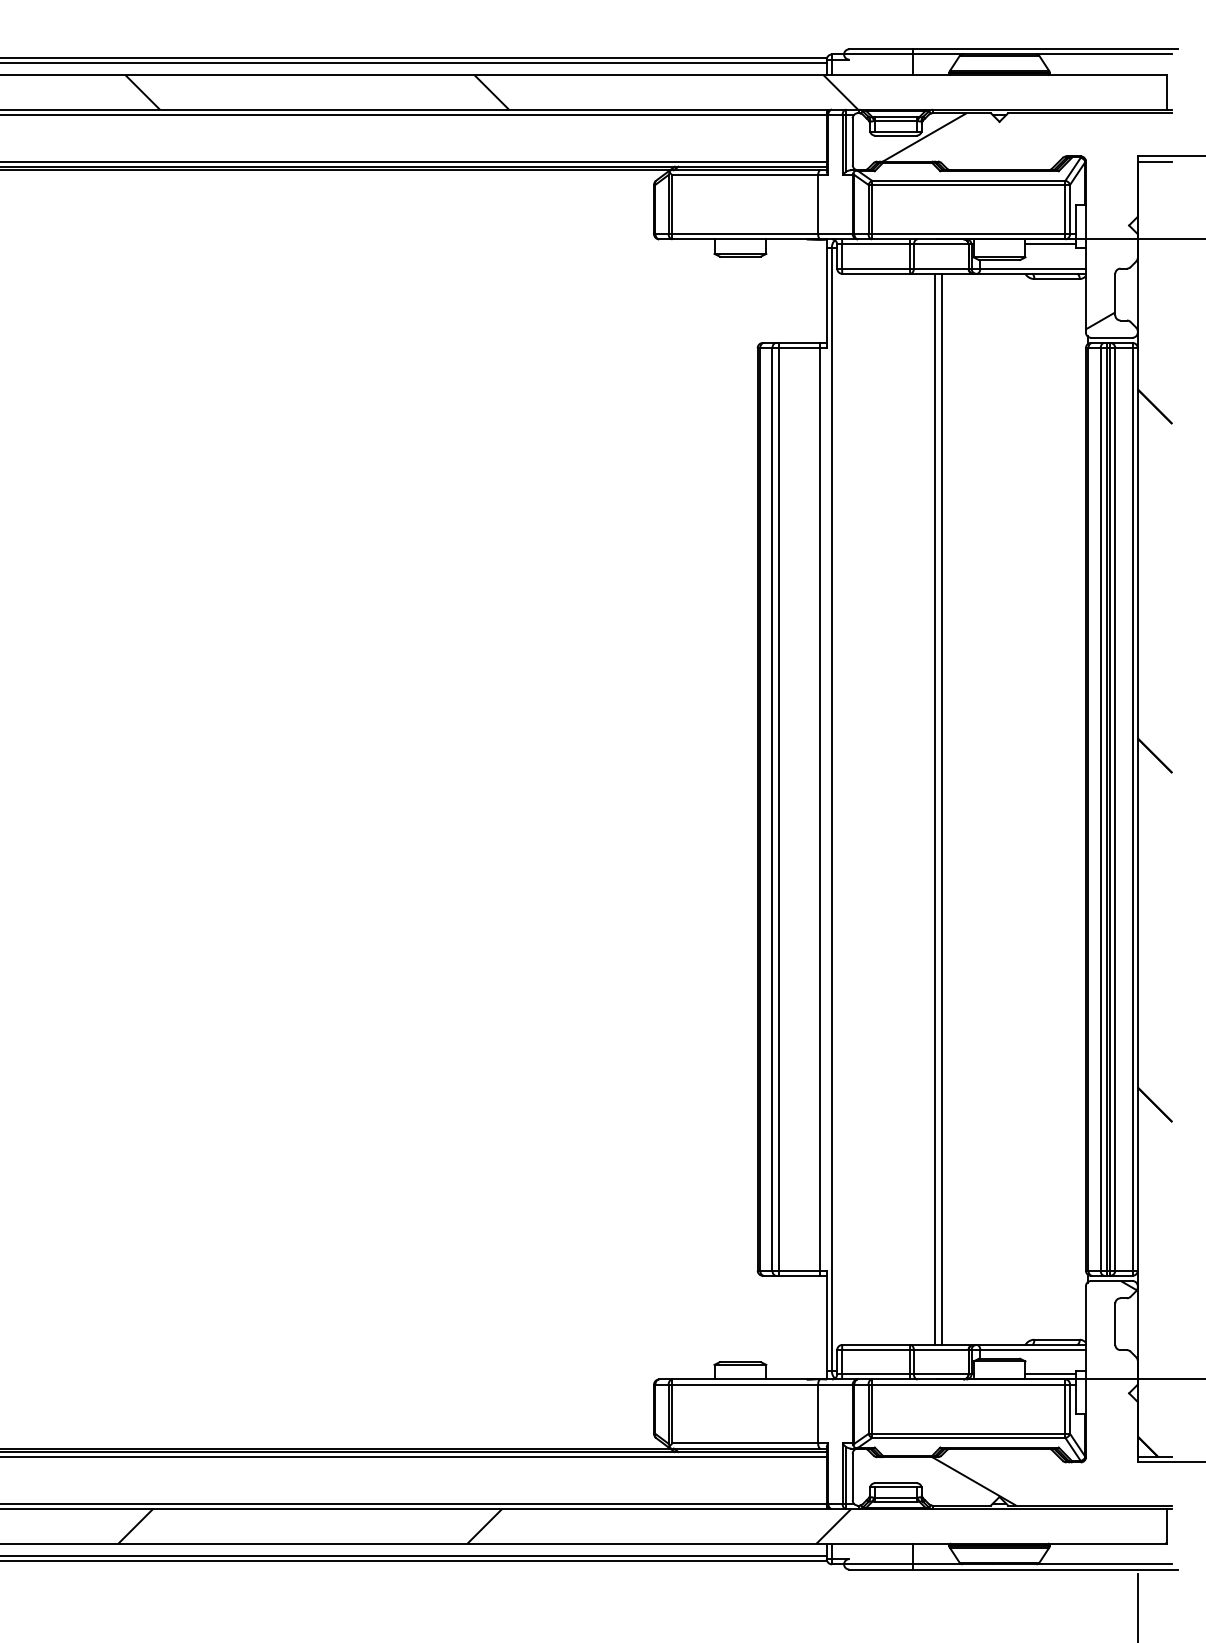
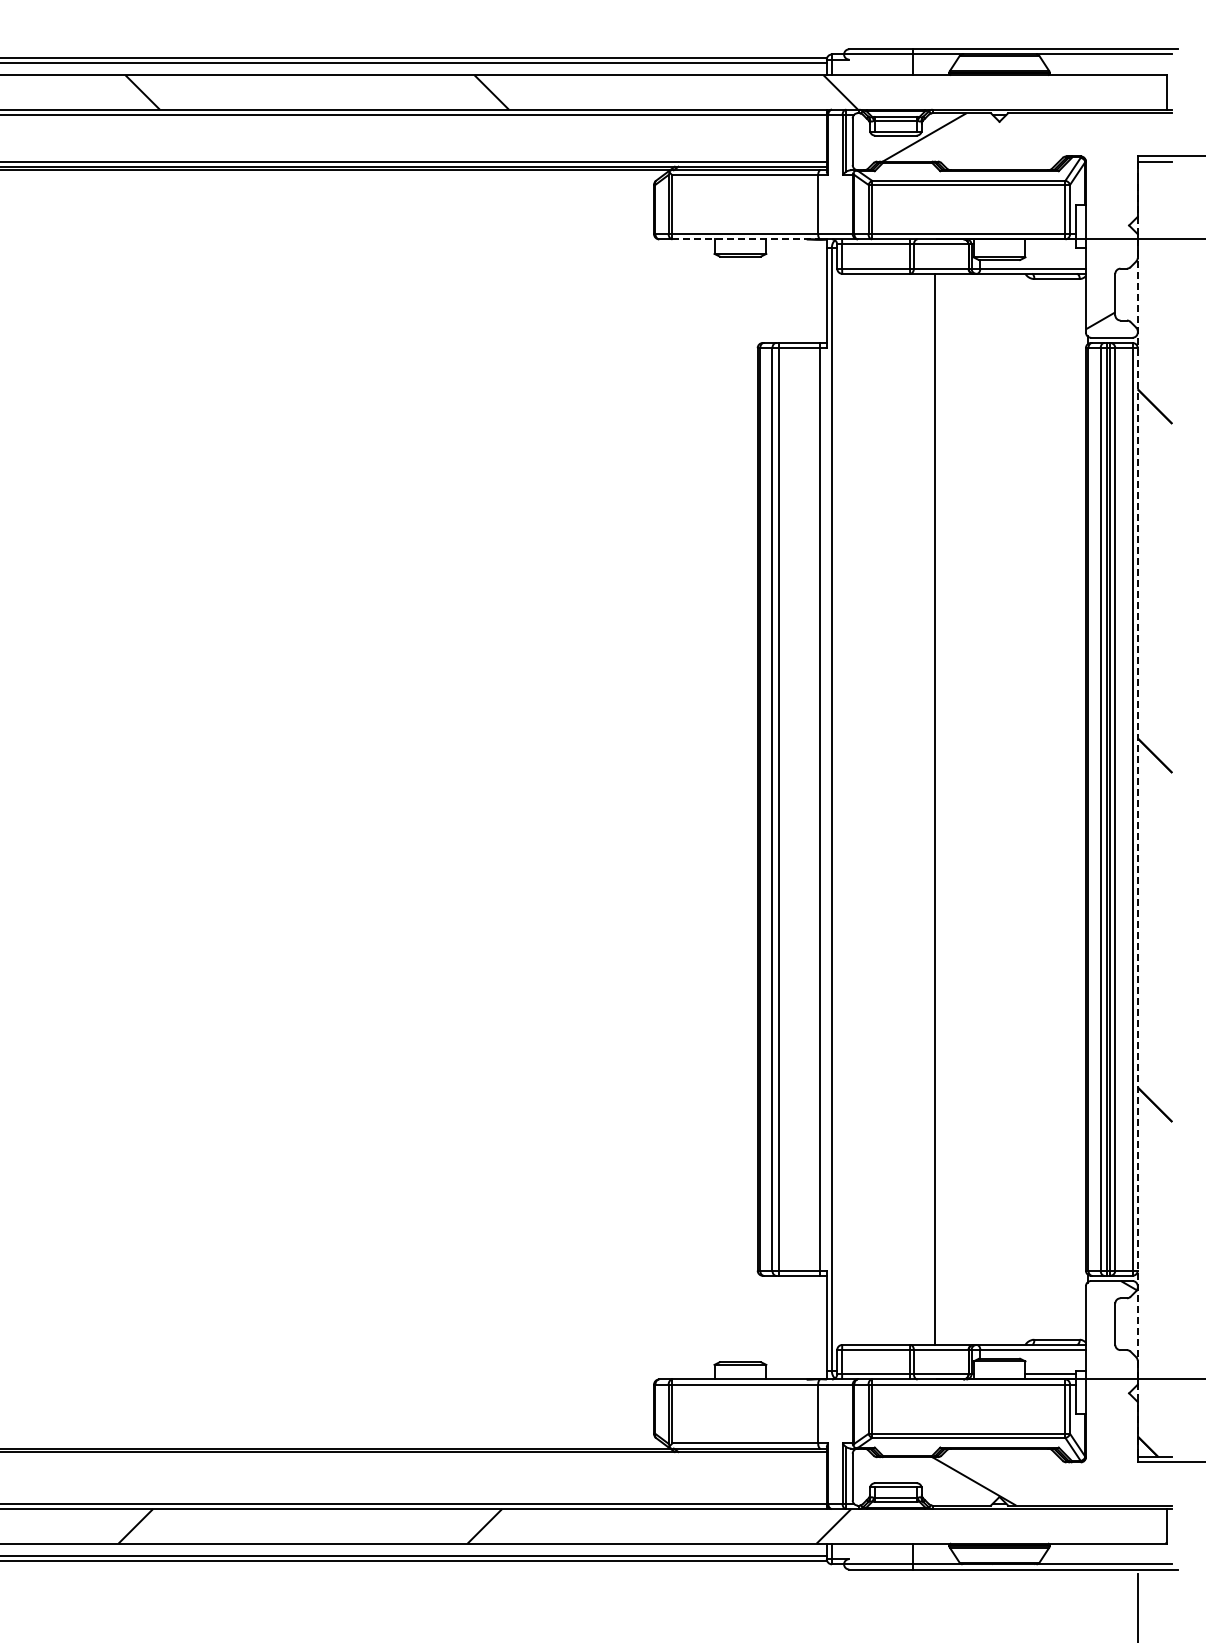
line: solid -> dashed (746, 239)
line: present -> none (1050, 244)
line: present -> none (942, 808)
line: solid -> dashed (1137, 809)
line: present -> none (414, 1457)
